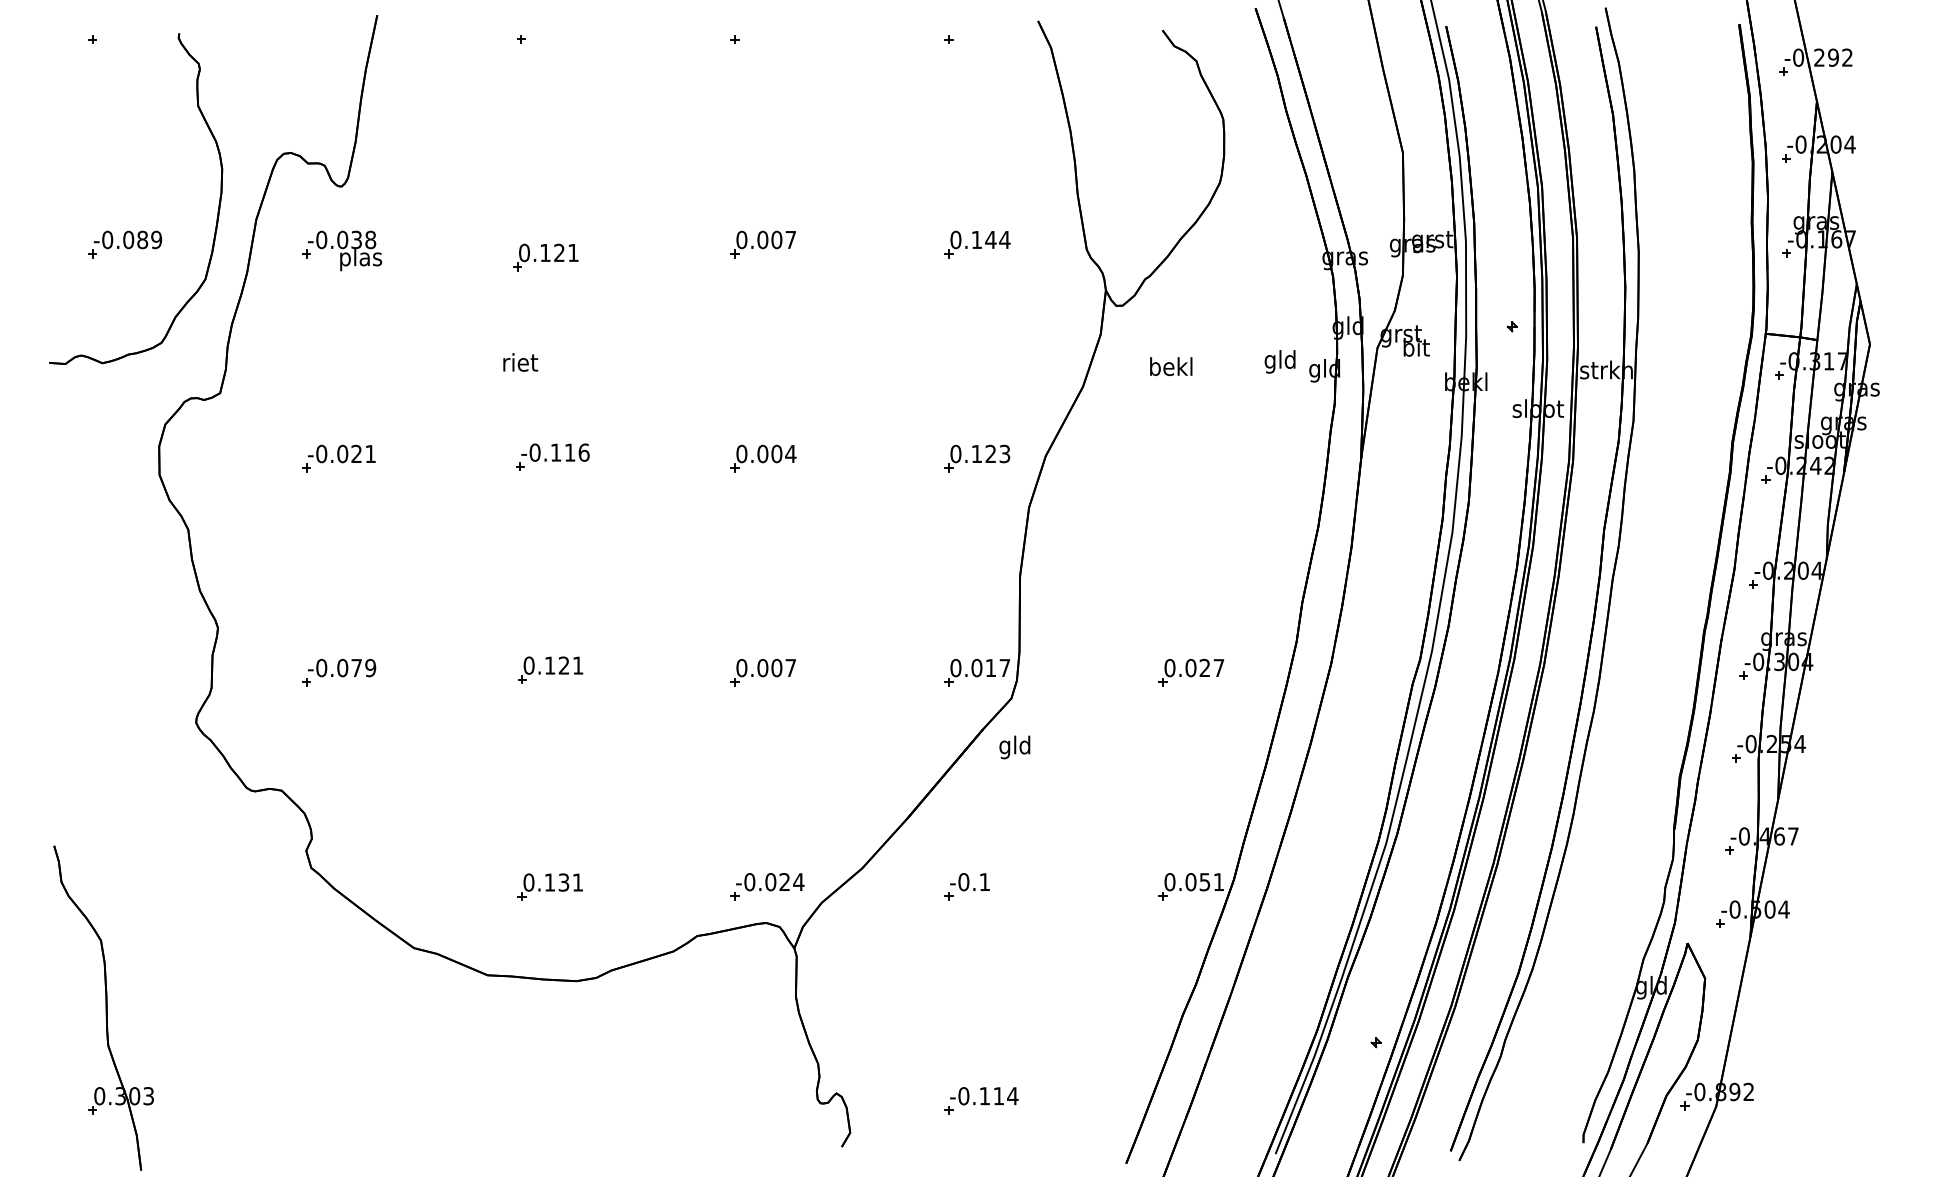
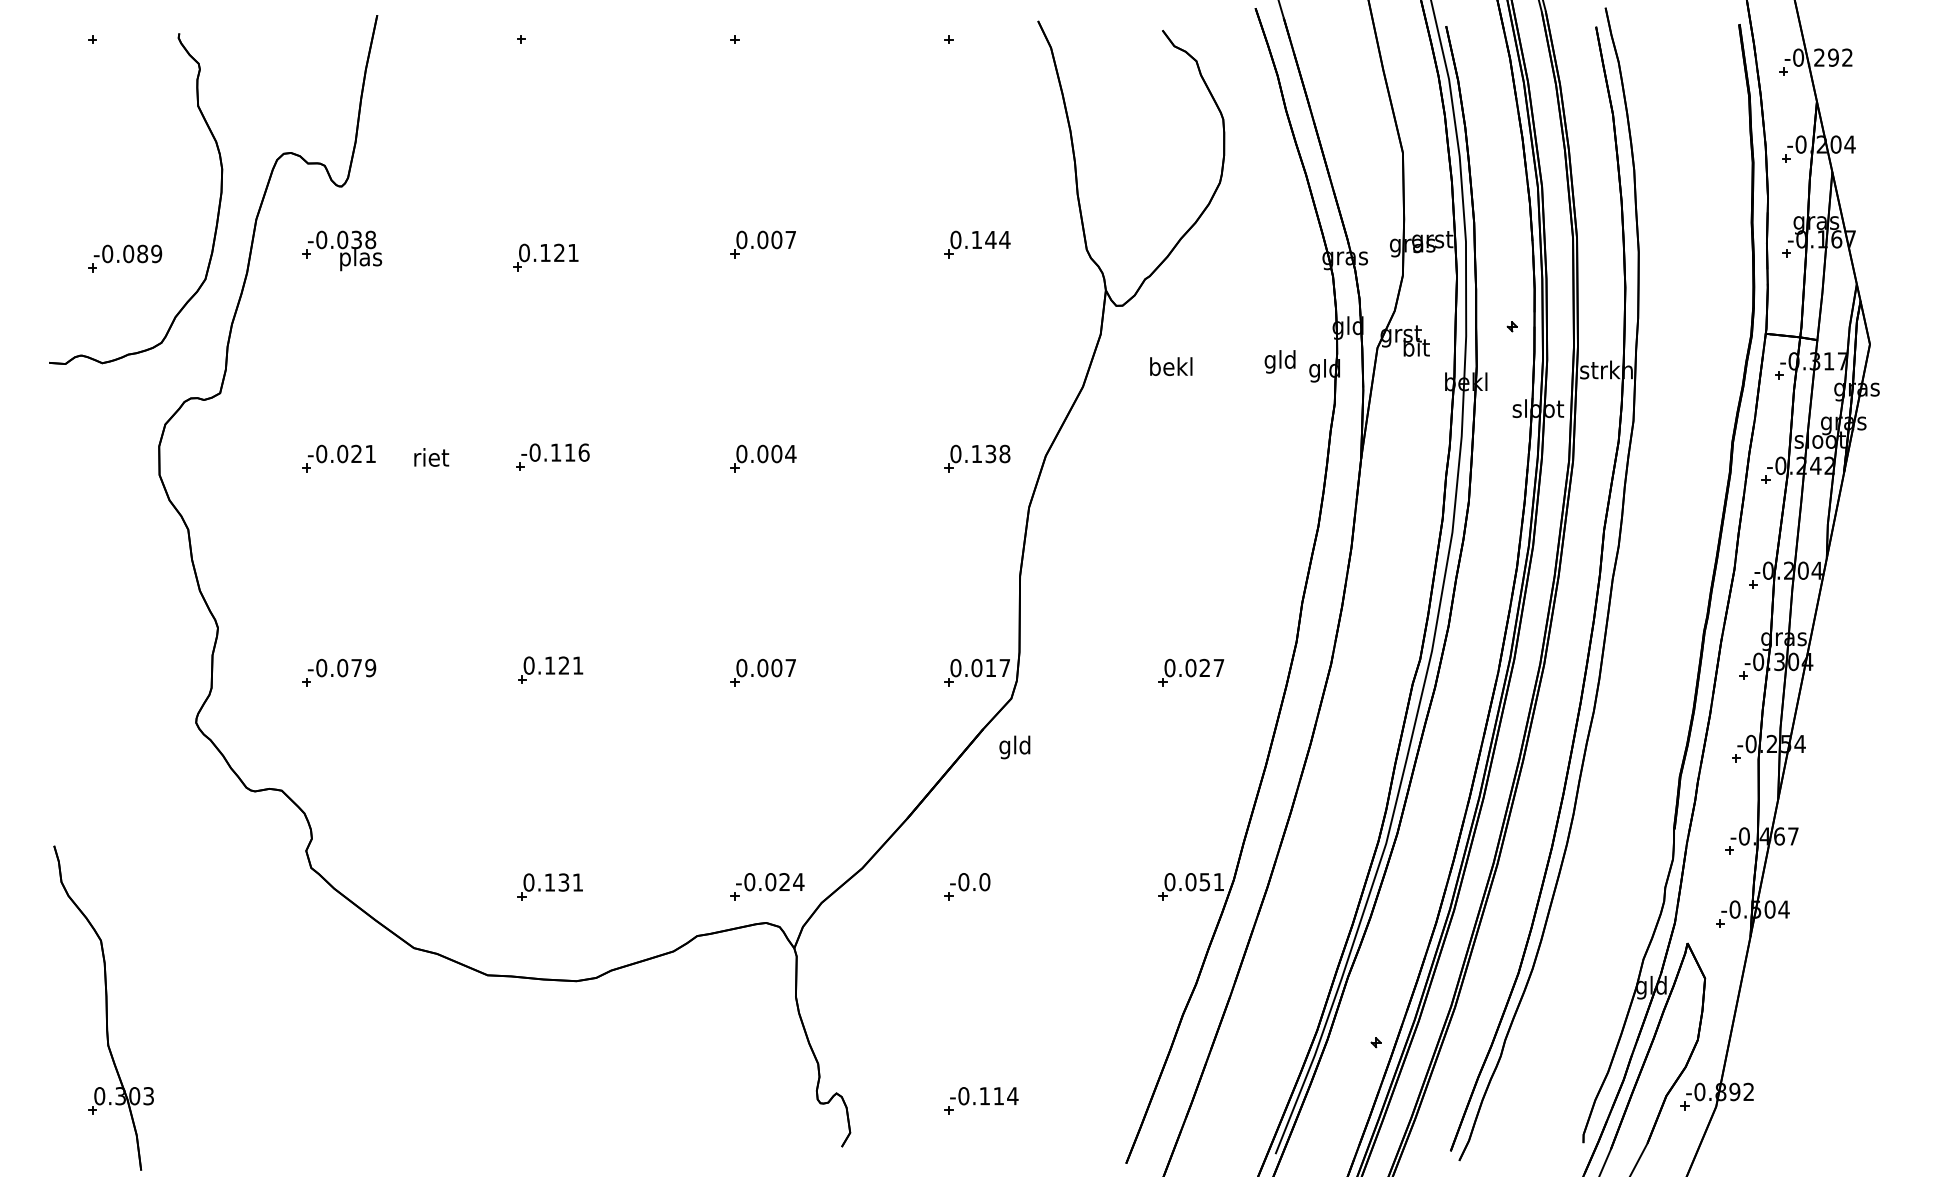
part position: (125, 244) -> (125, 258) (125, 258)
text position: (520, 362) -> (431, 457) (431, 457)
text: 0.123 -> 0.138 (997, 453)
text: -0.1 -> -0.0 (984, 882)
